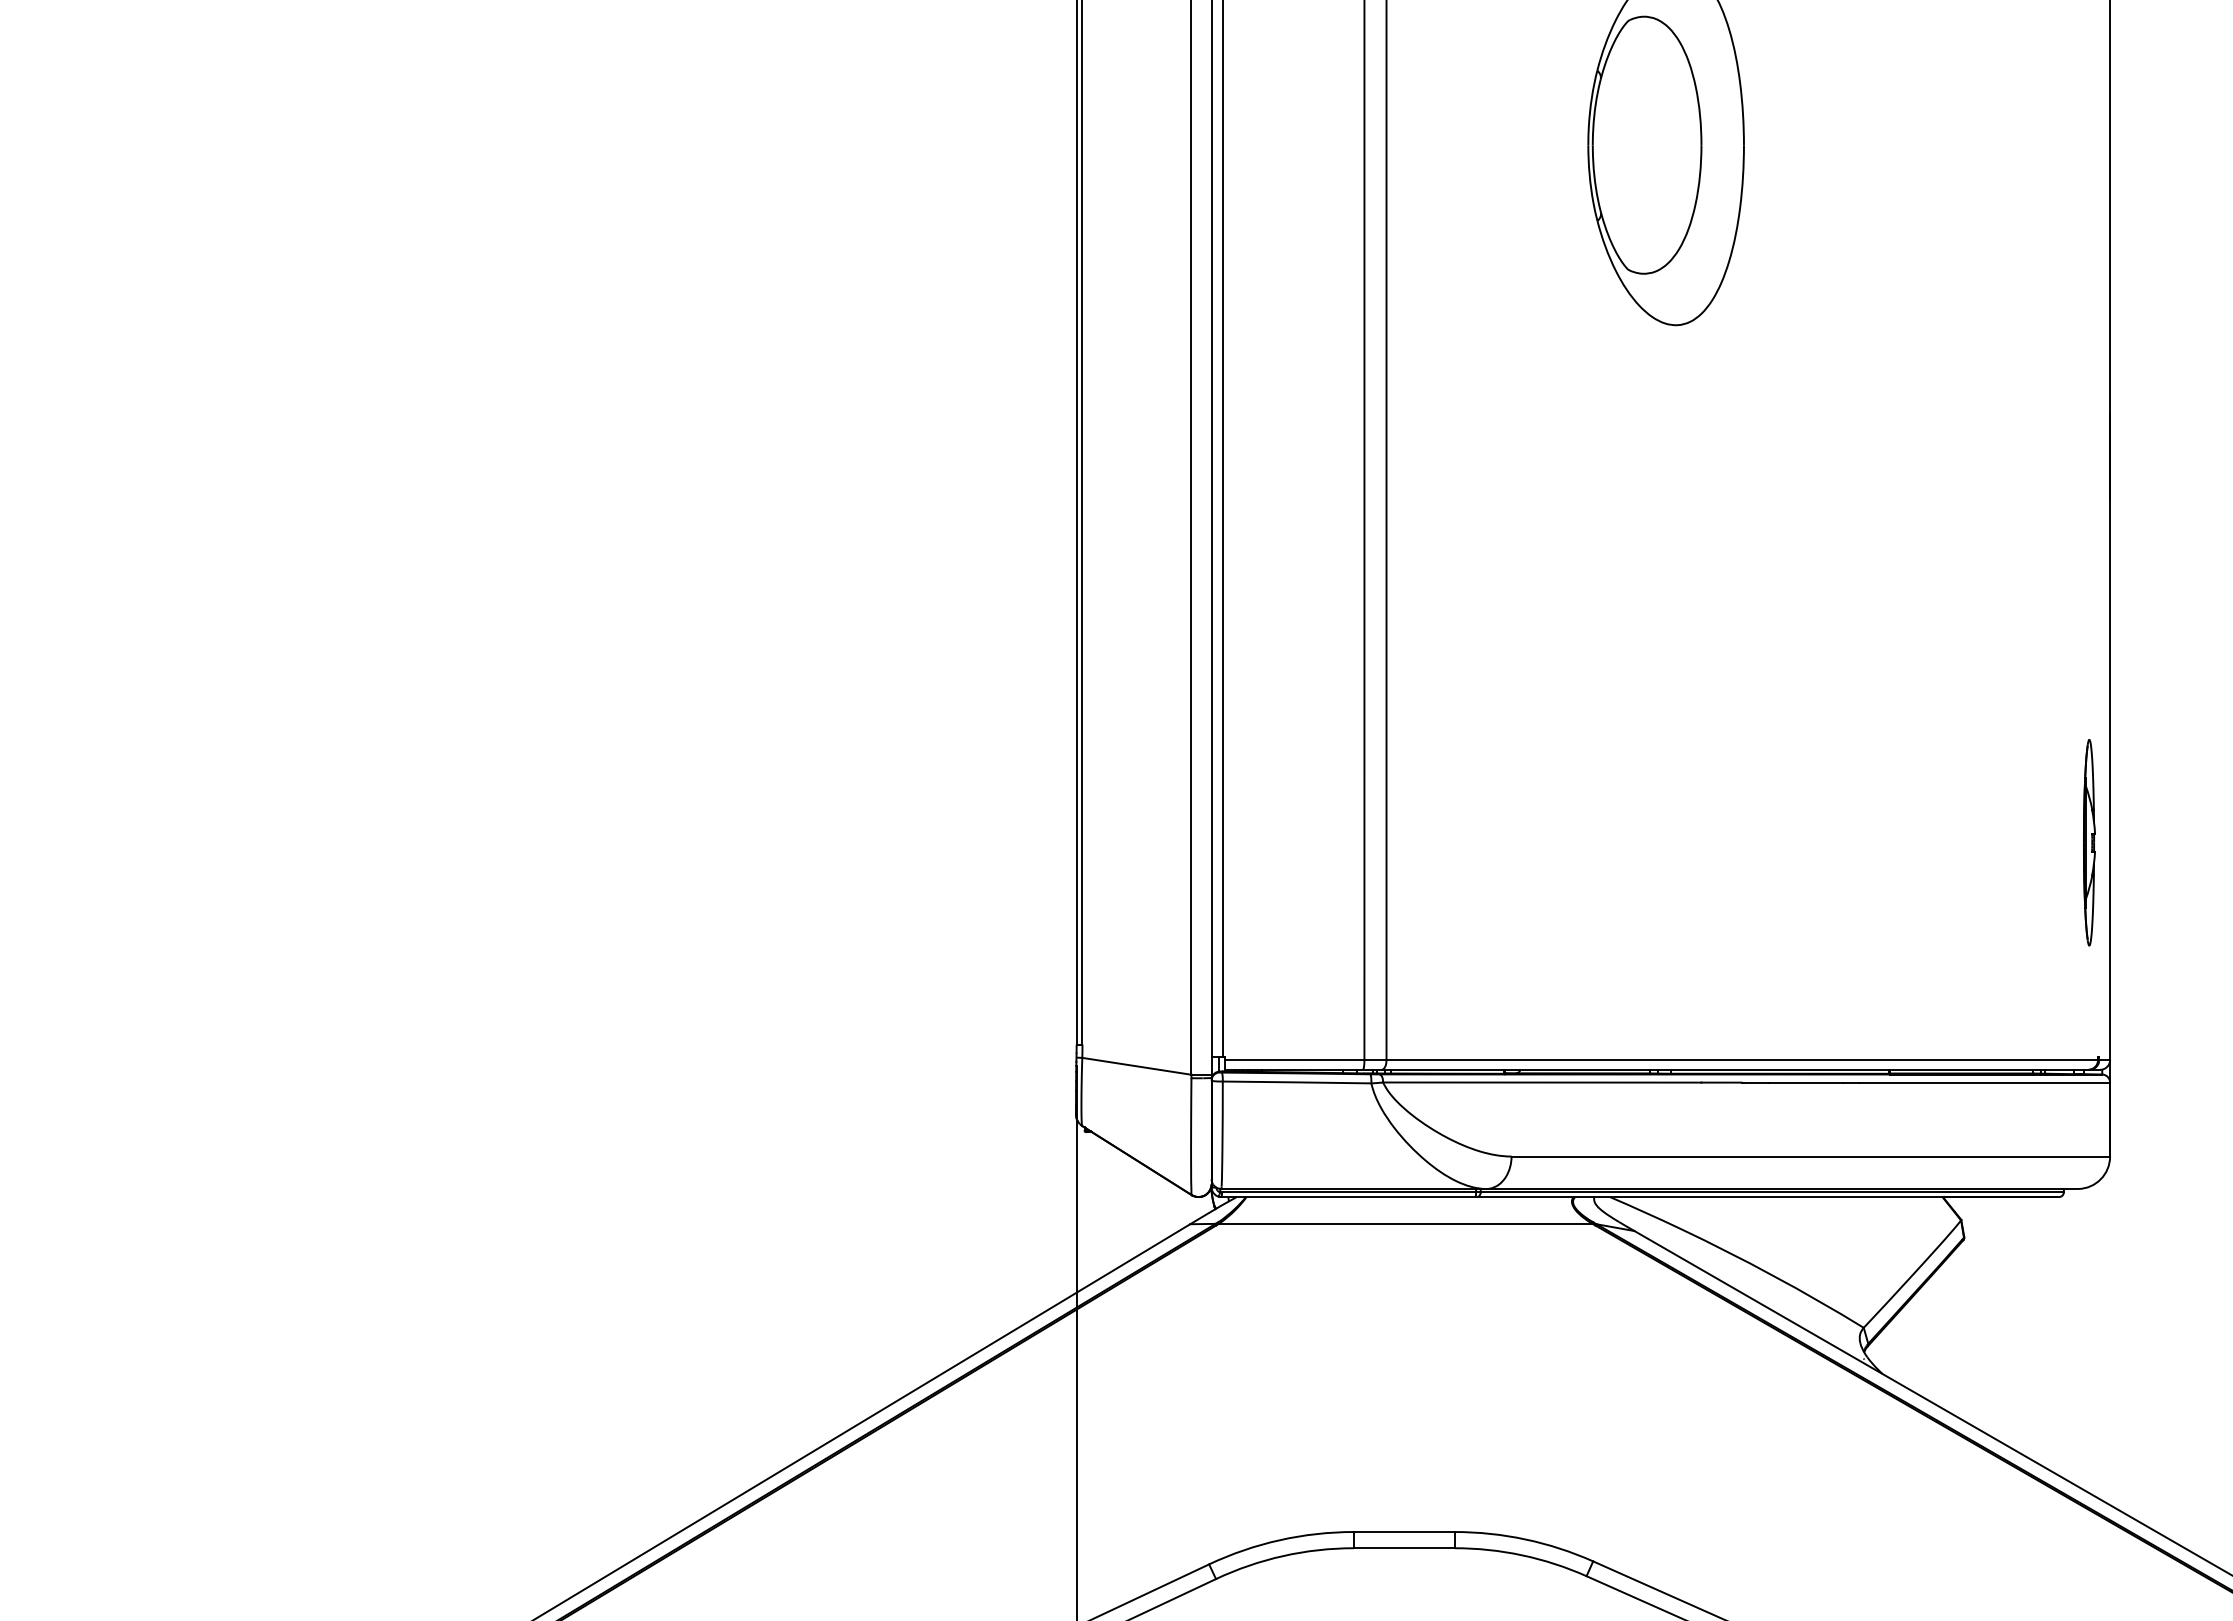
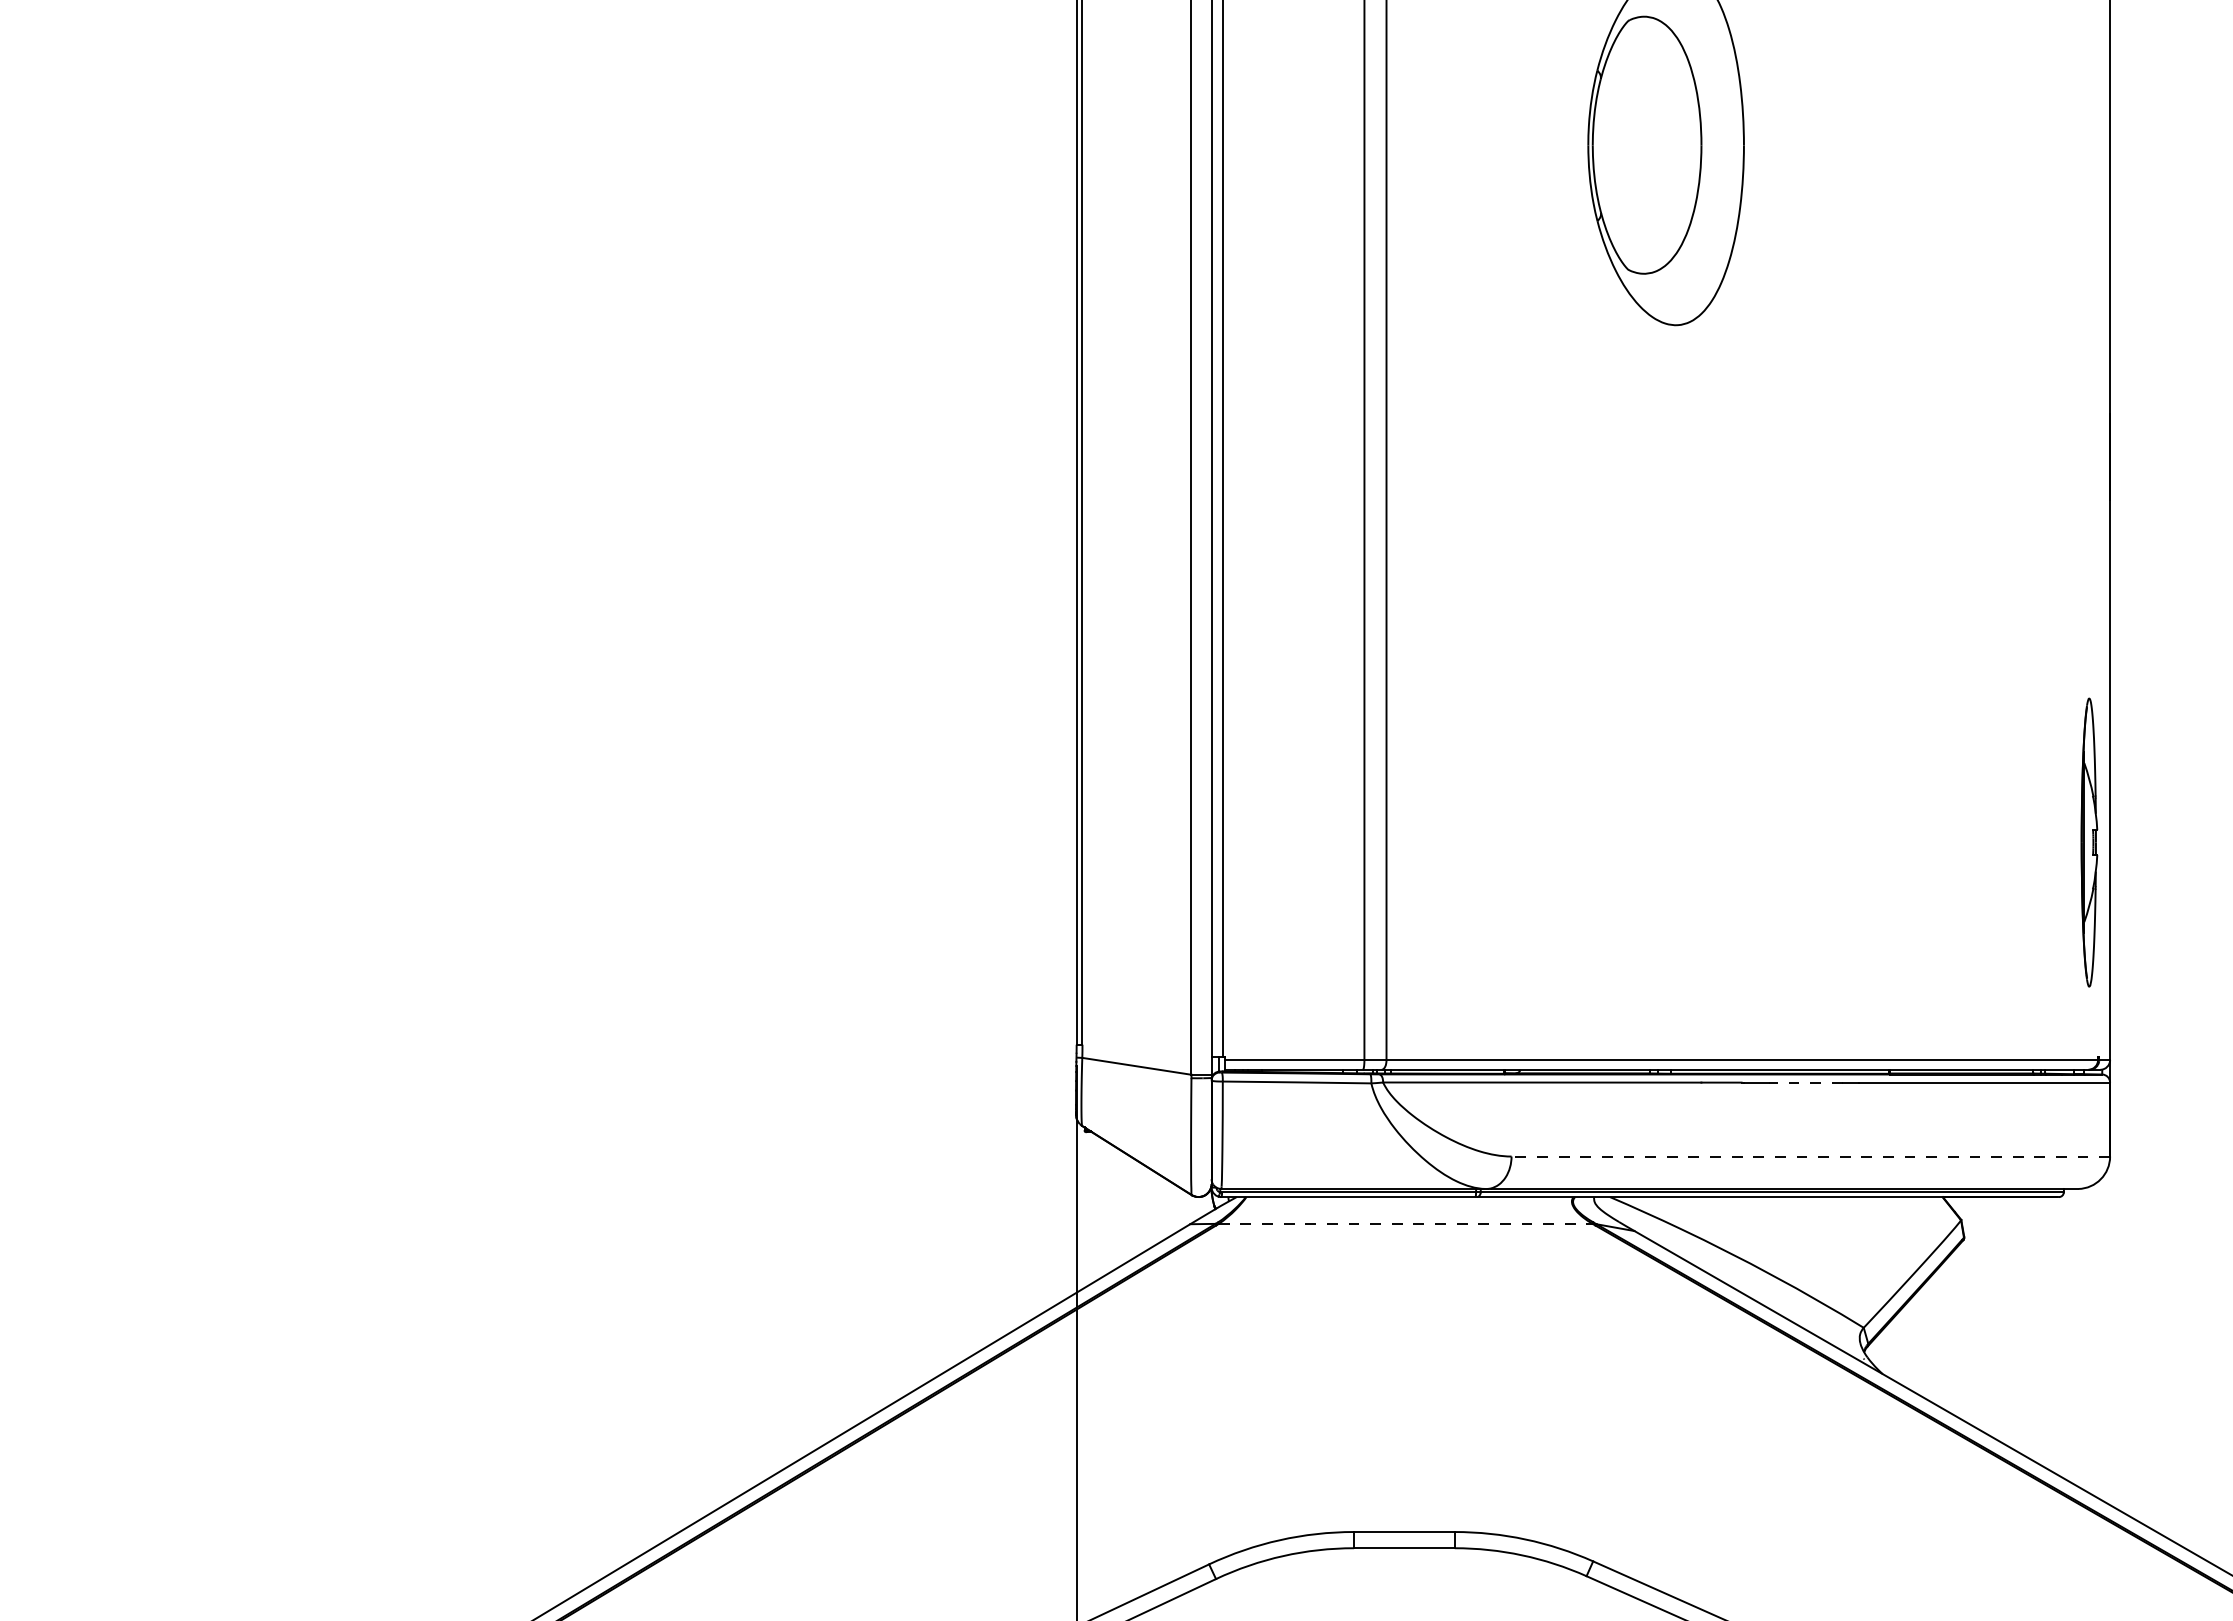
part size: 13x208 px -> 19x291 px (2089, 842)
line: solid -> dashed (1805, 1082)
line: solid -> dashed (1810, 1156)
line: solid -> dashed (1405, 1223)
